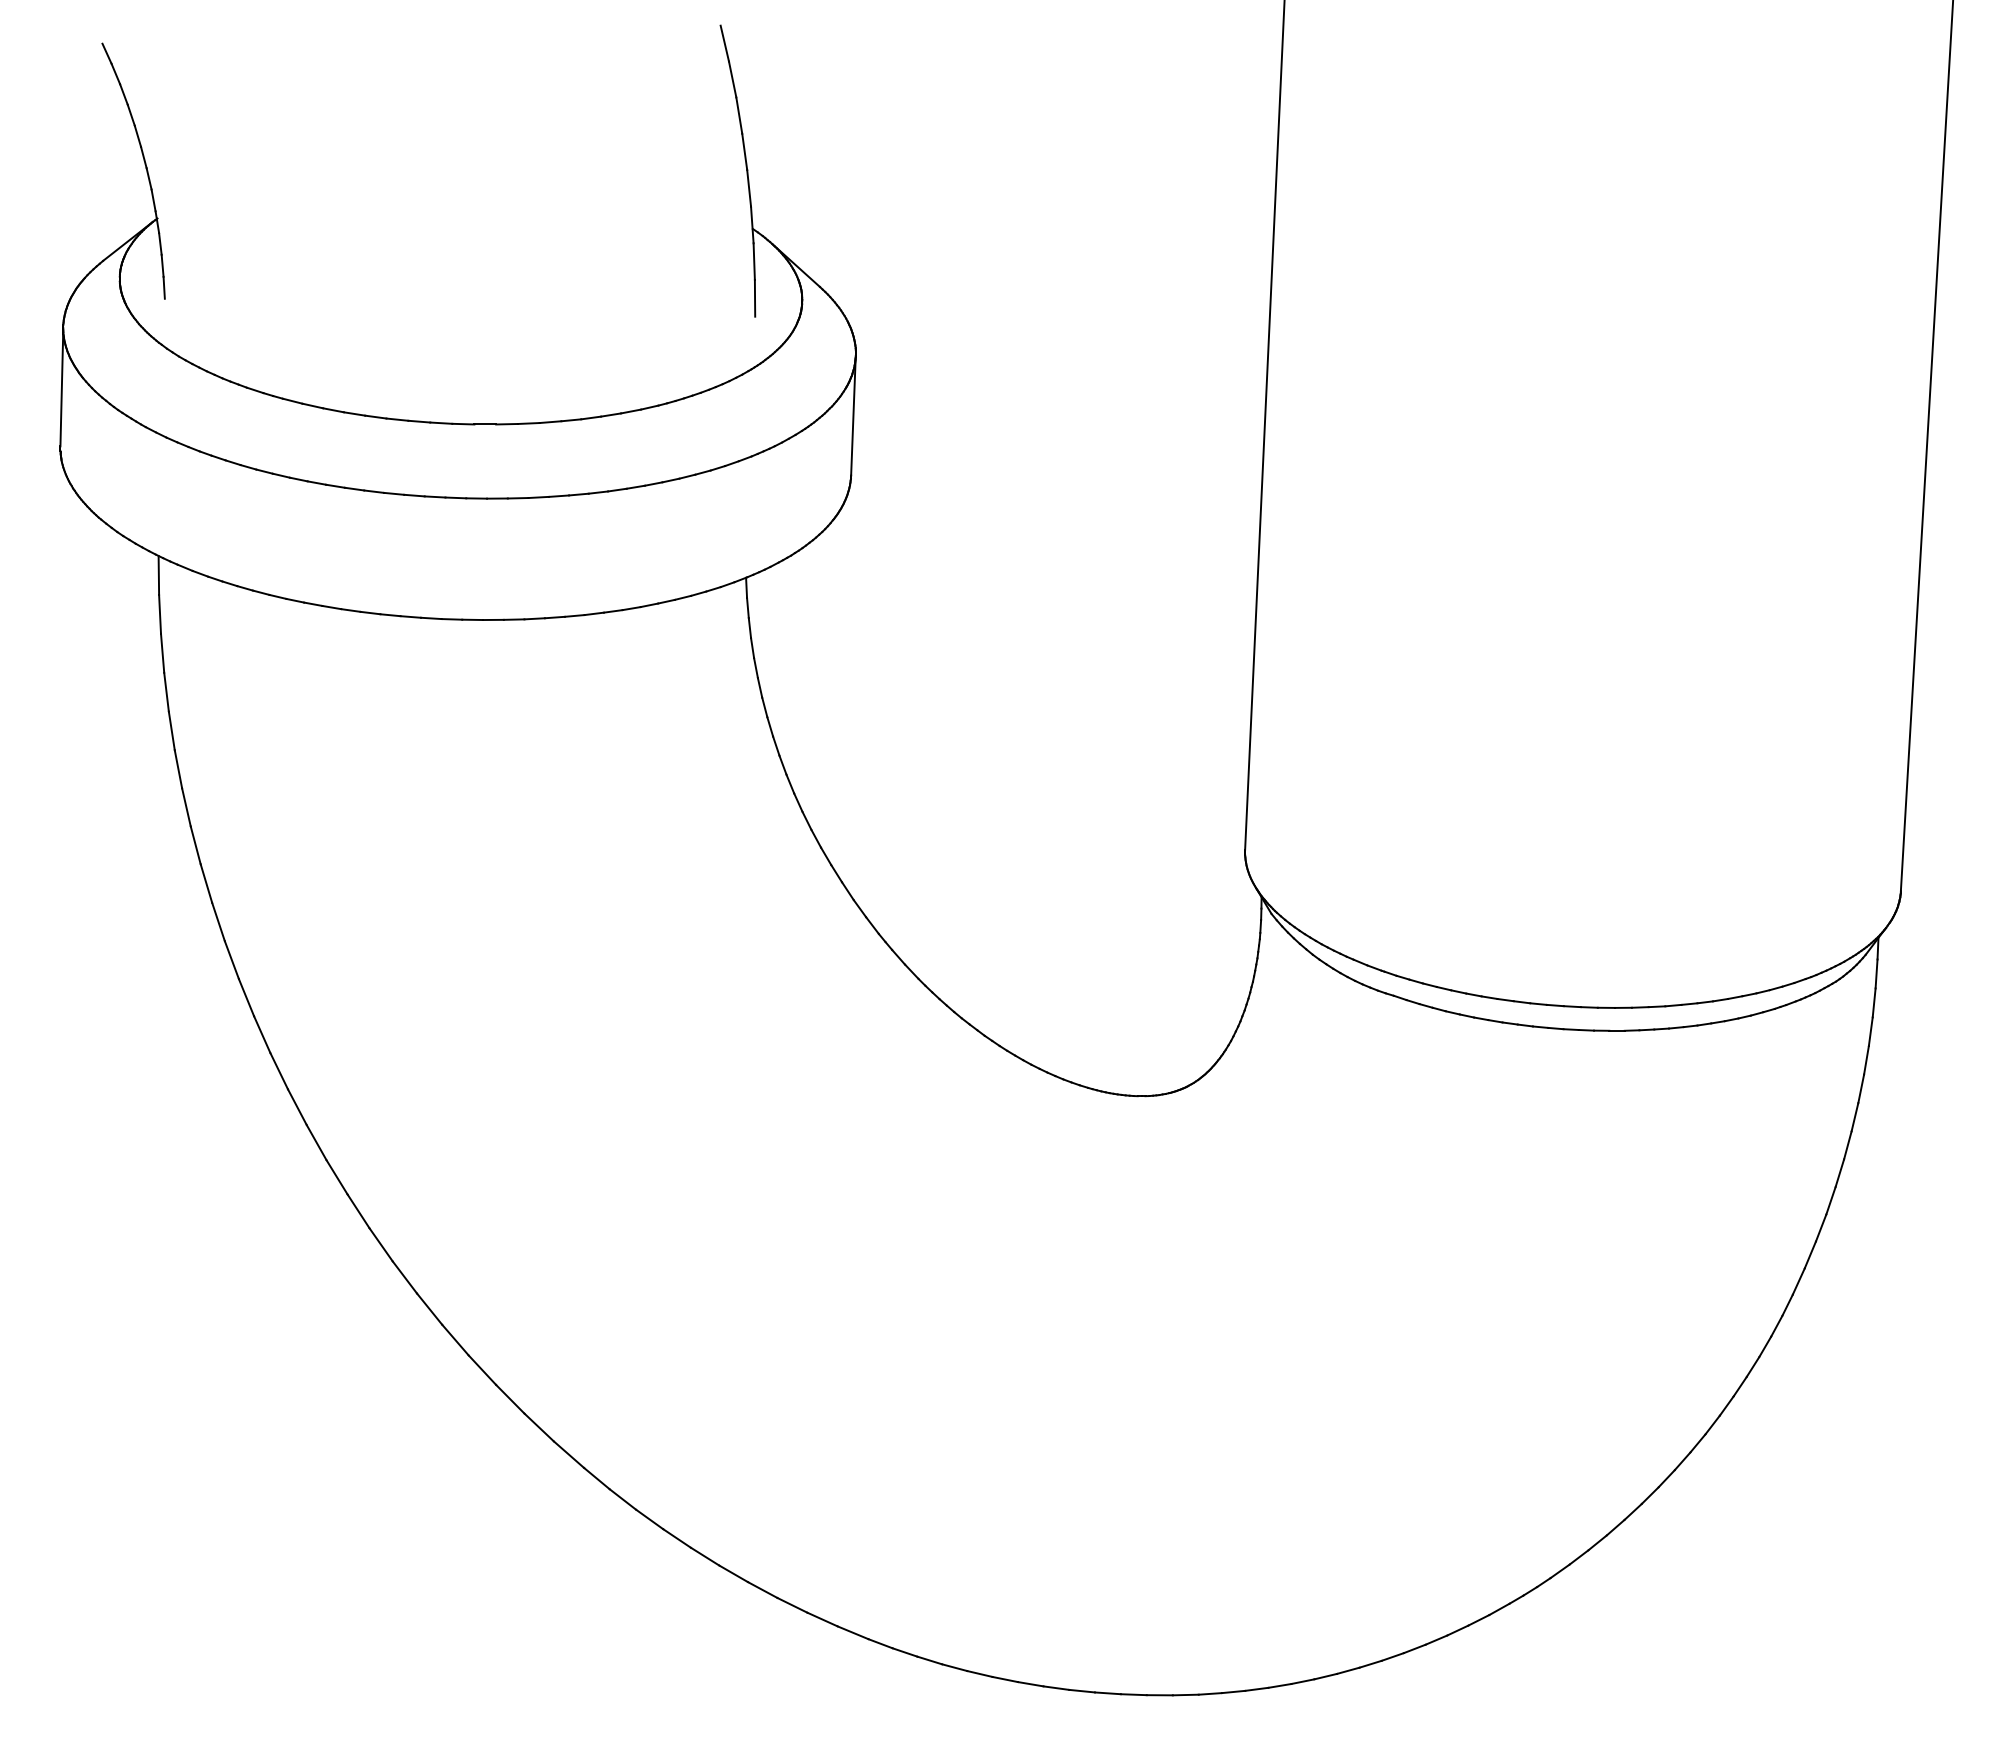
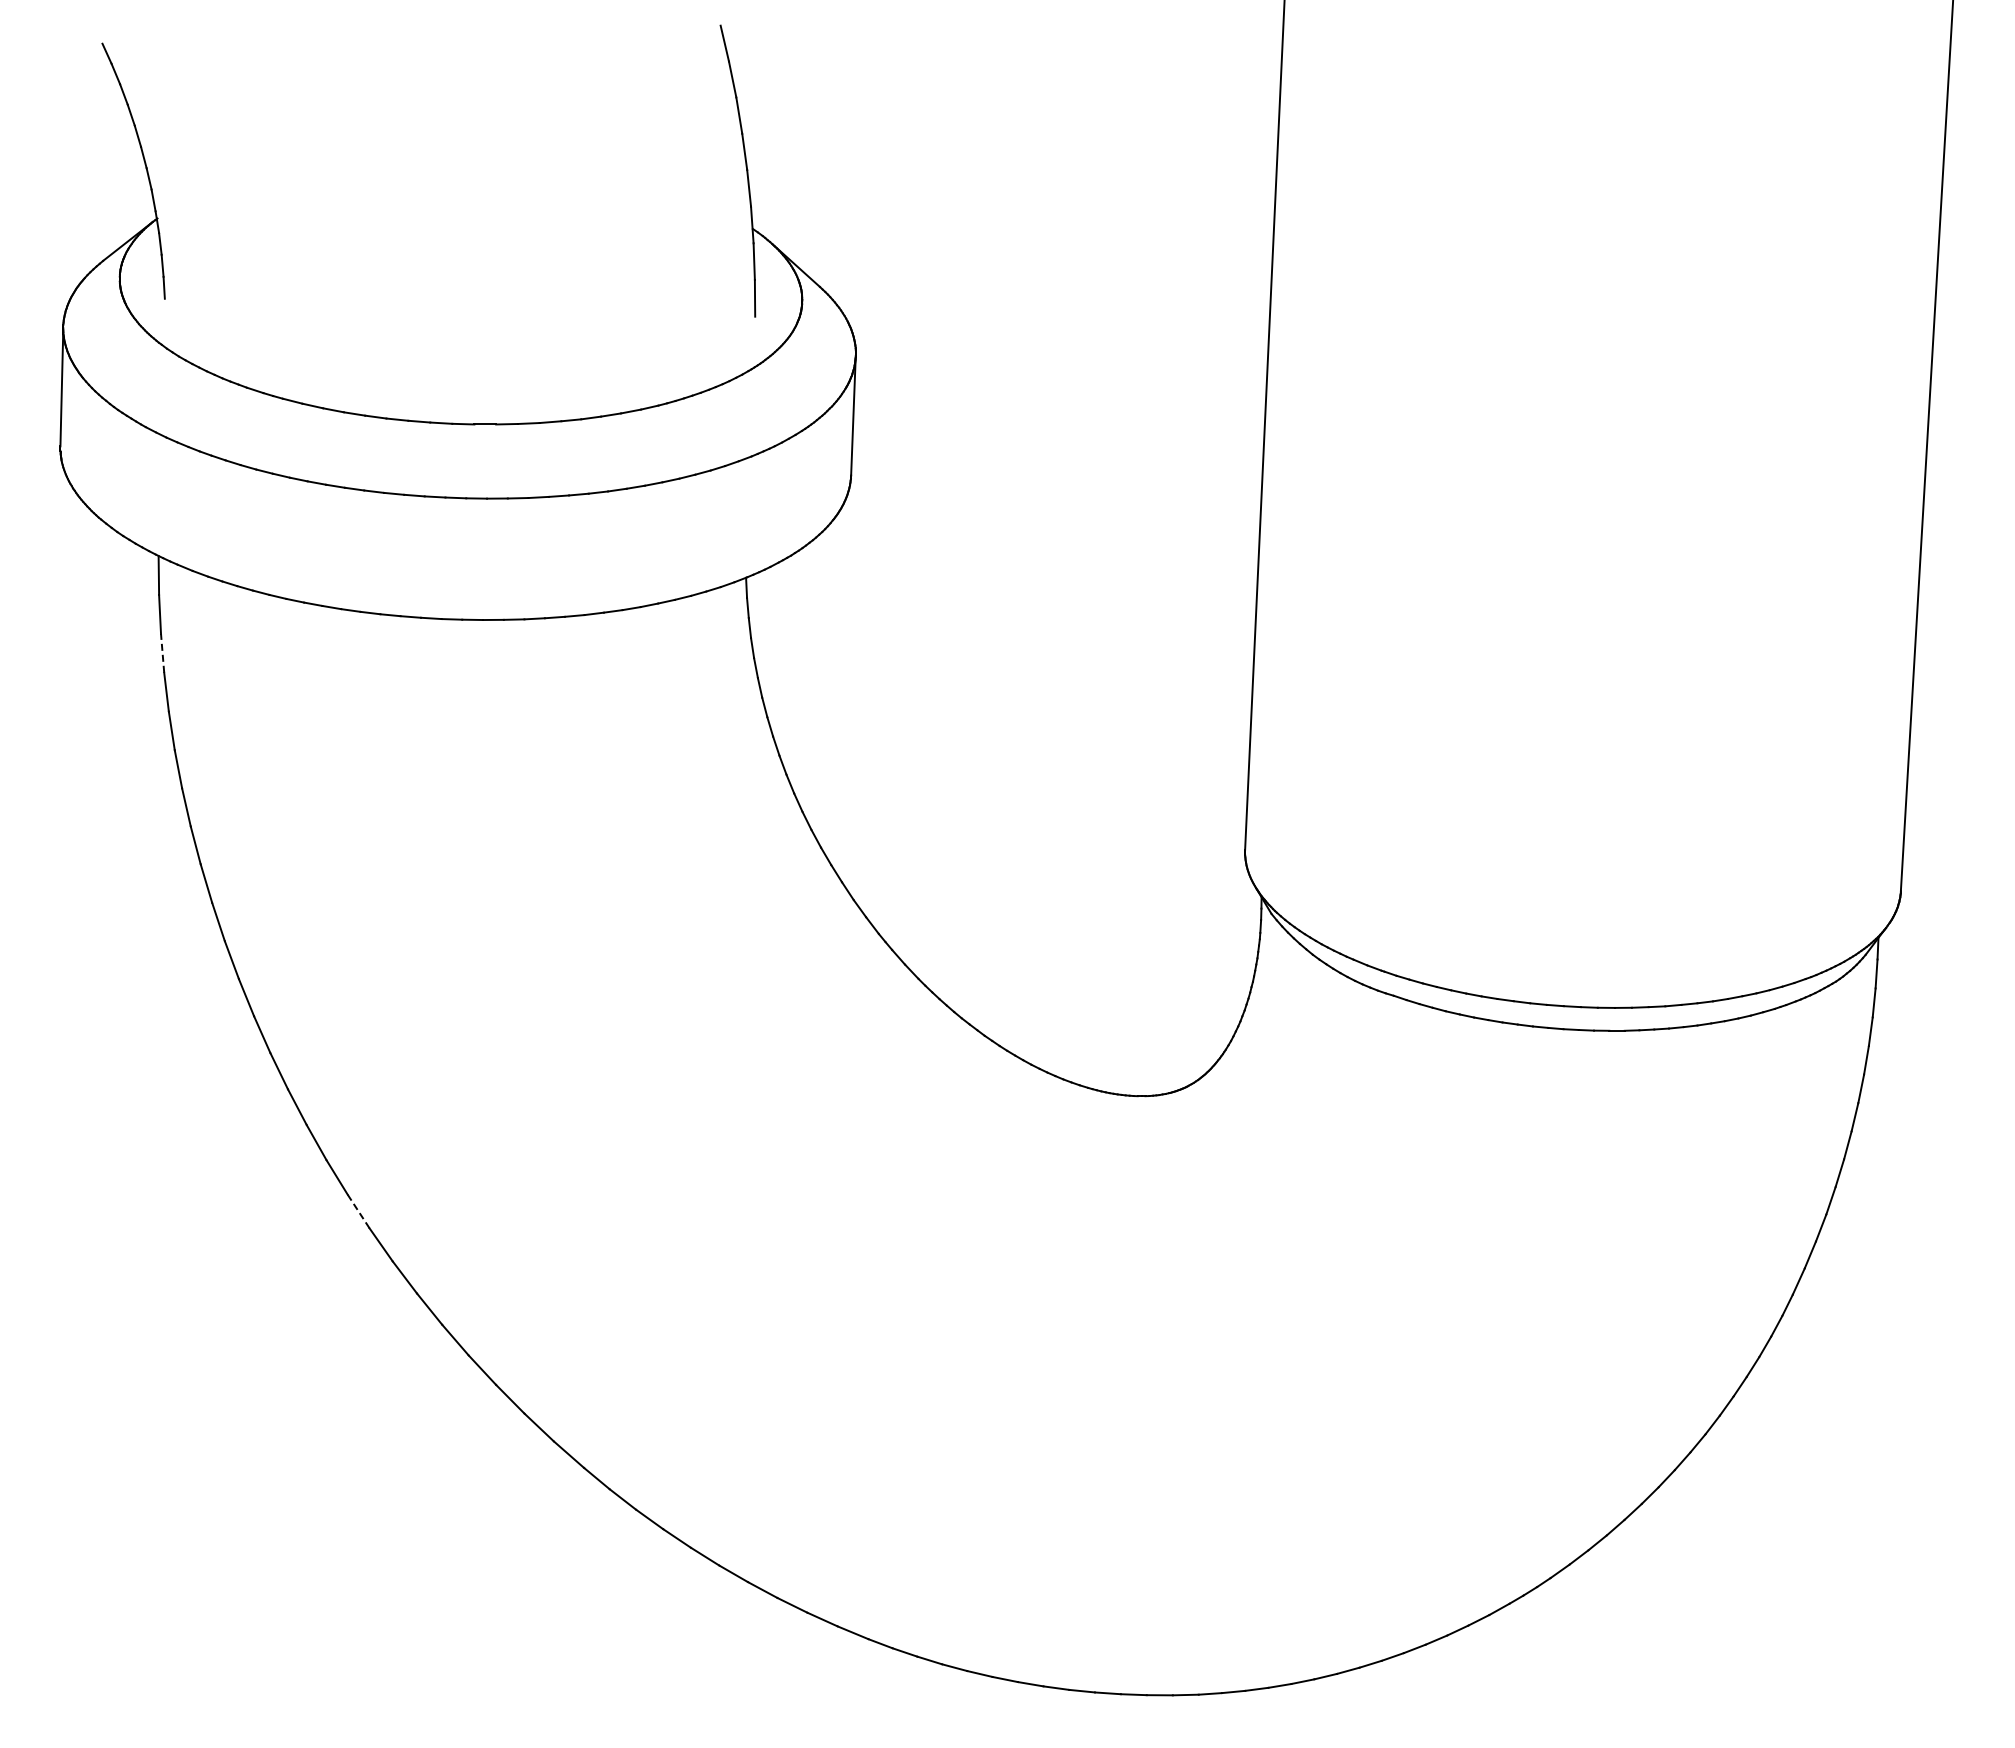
line: solid -> dashed (162, 652)
line: solid -> dashed (358, 1210)
